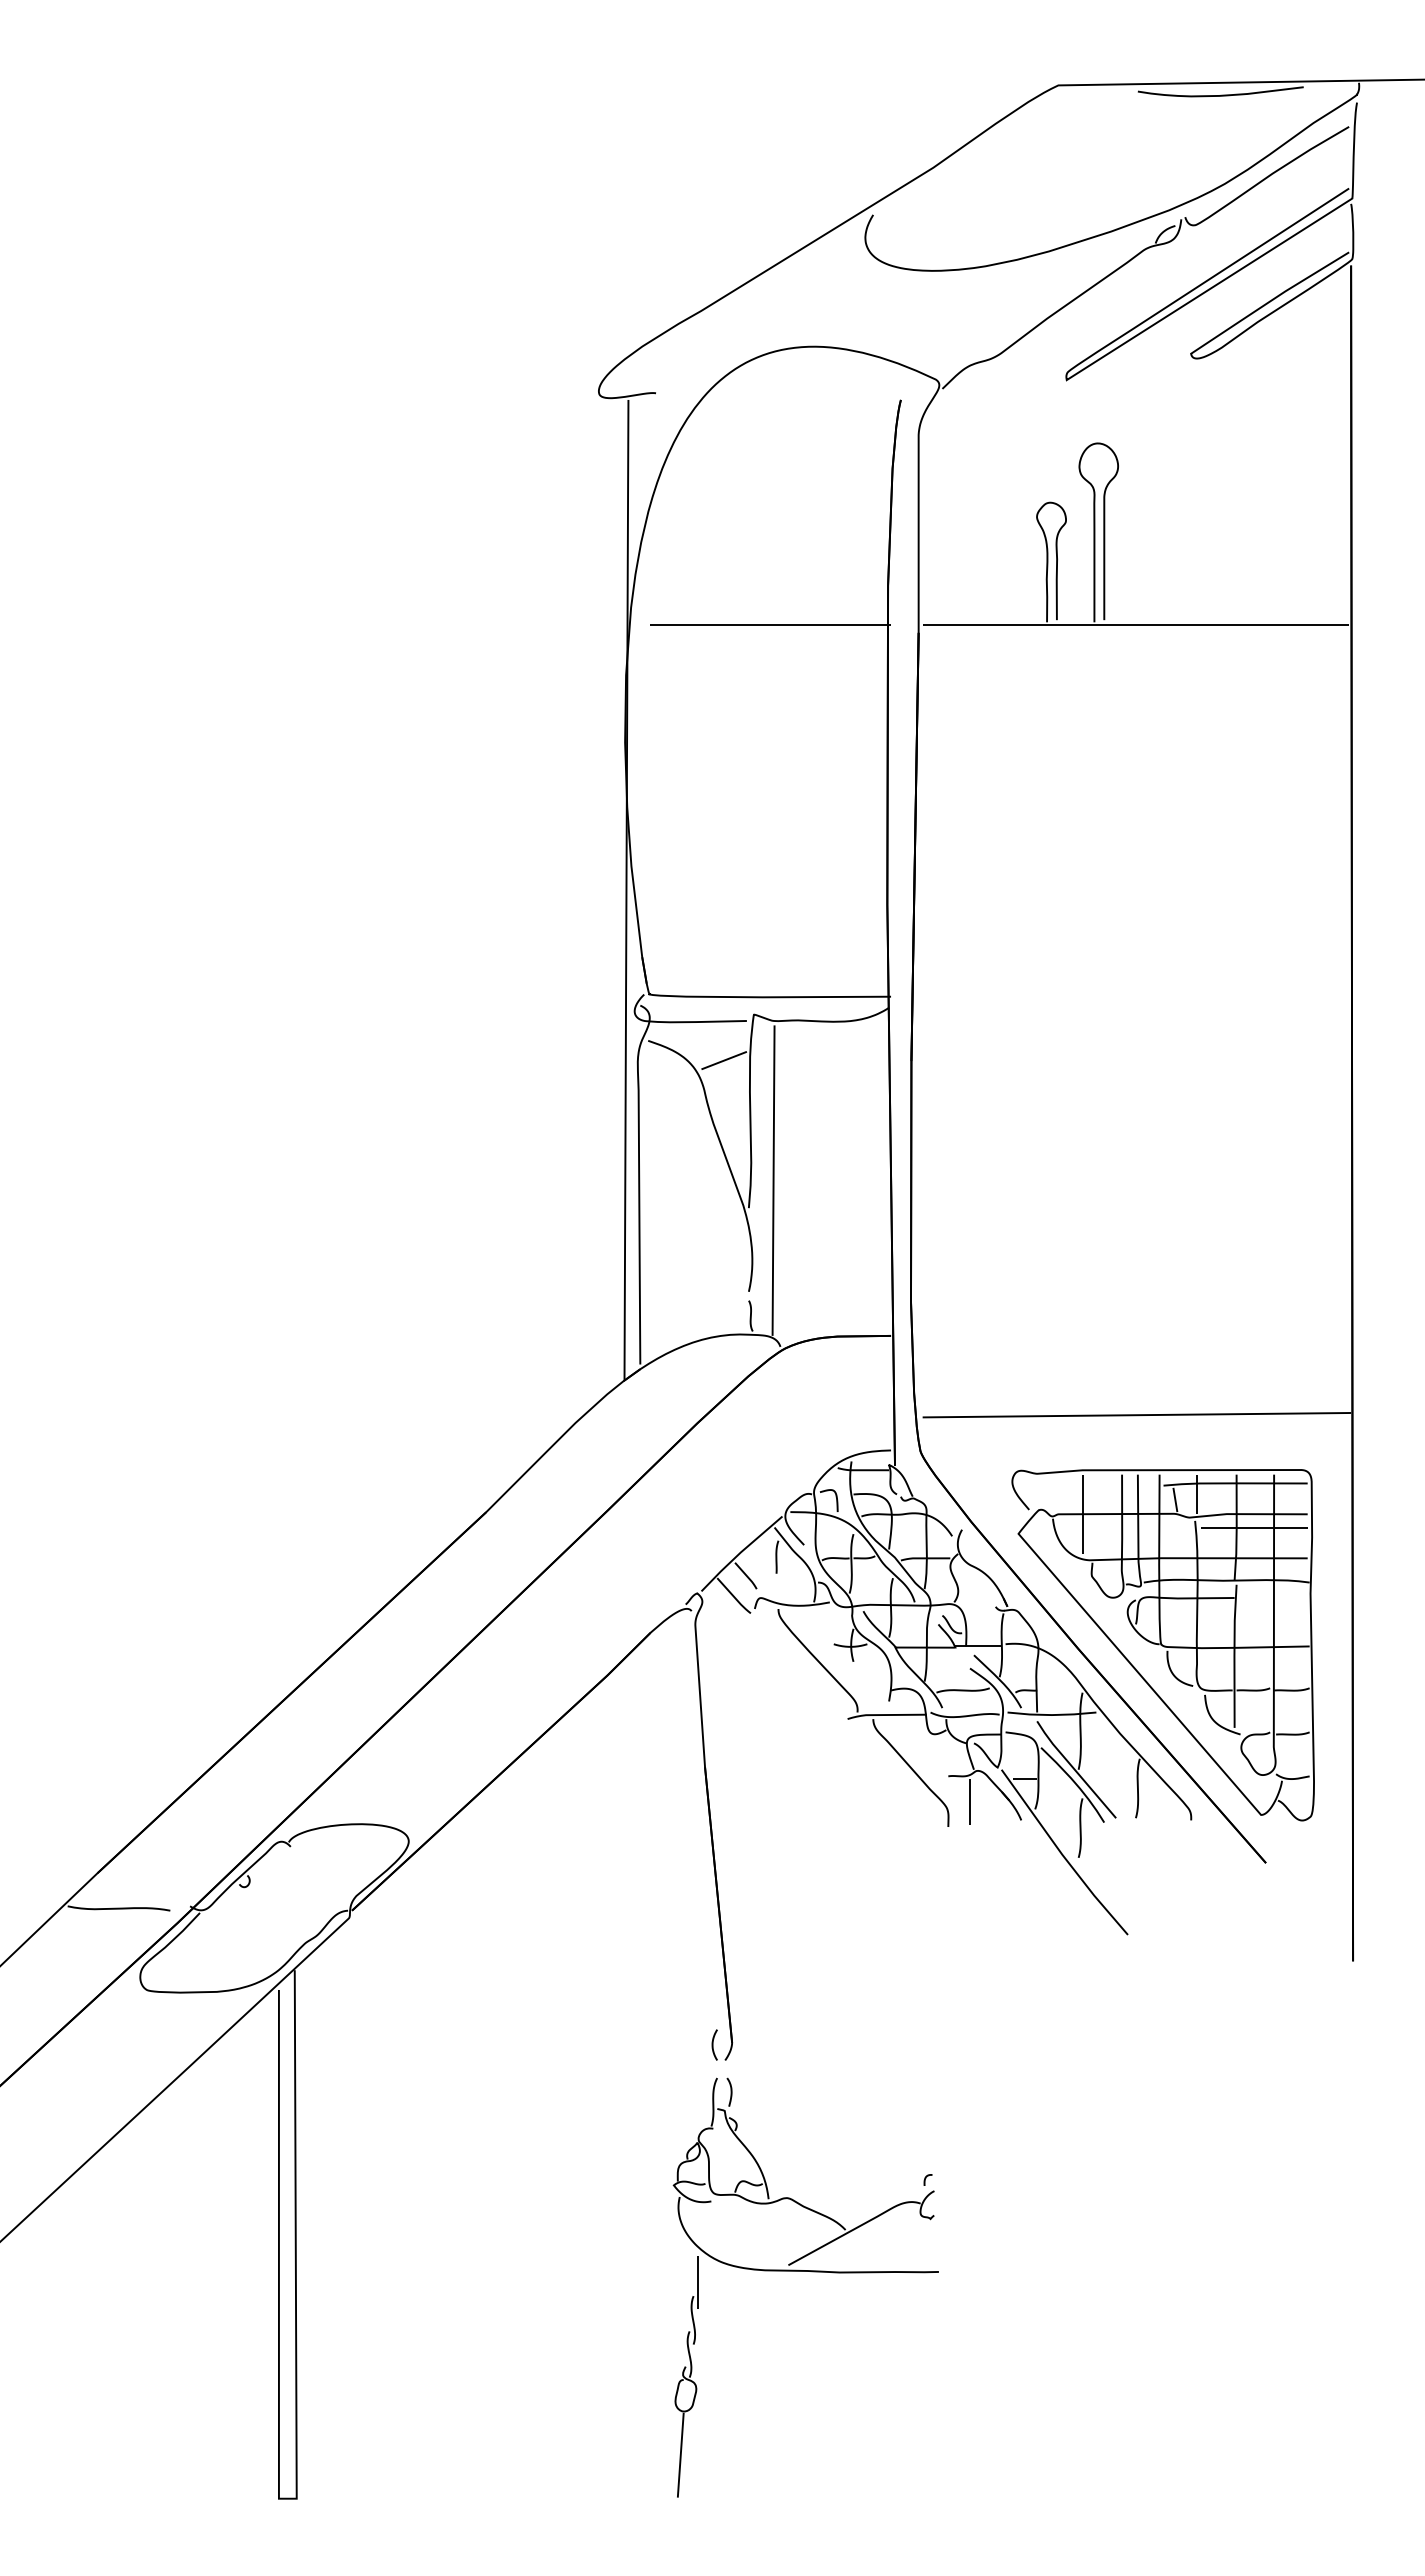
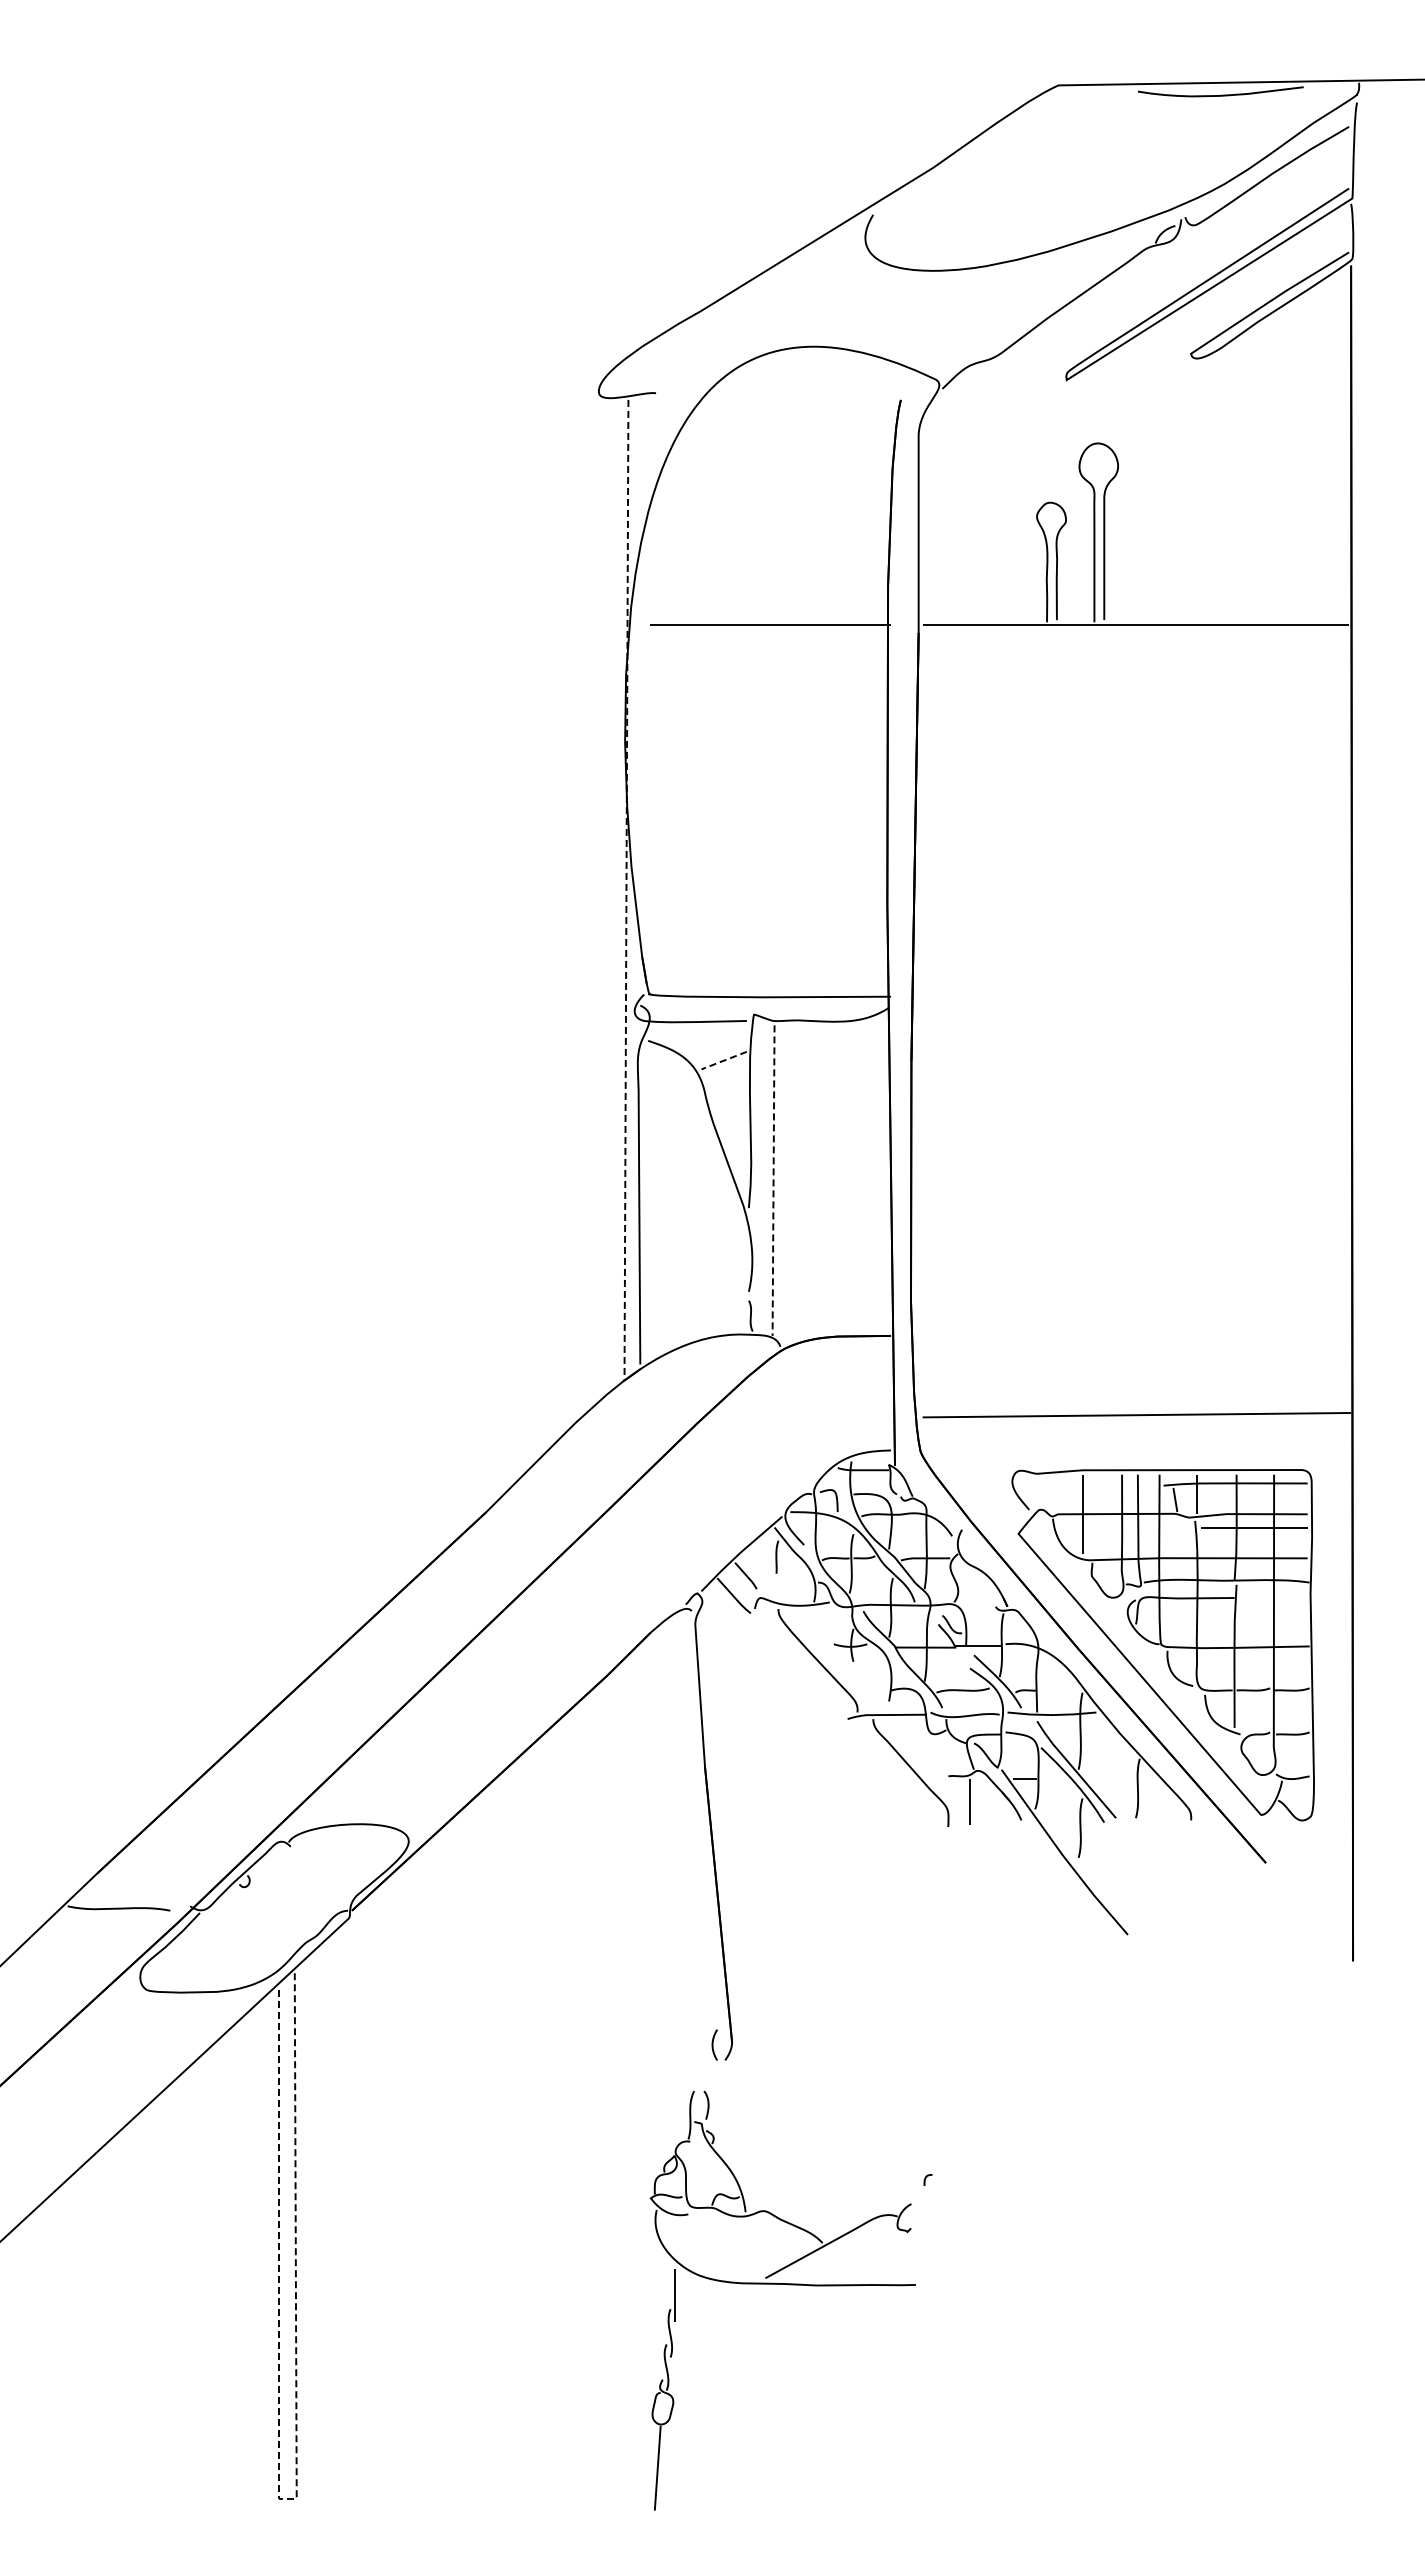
line: solid -> dashed (626, 890)
line: solid -> dashed (723, 1060)
line: solid -> dashed (773, 1181)
part position: (805, 2271) -> (782, 2284) (782, 2284)
line: solid -> dashed (296, 2498)
